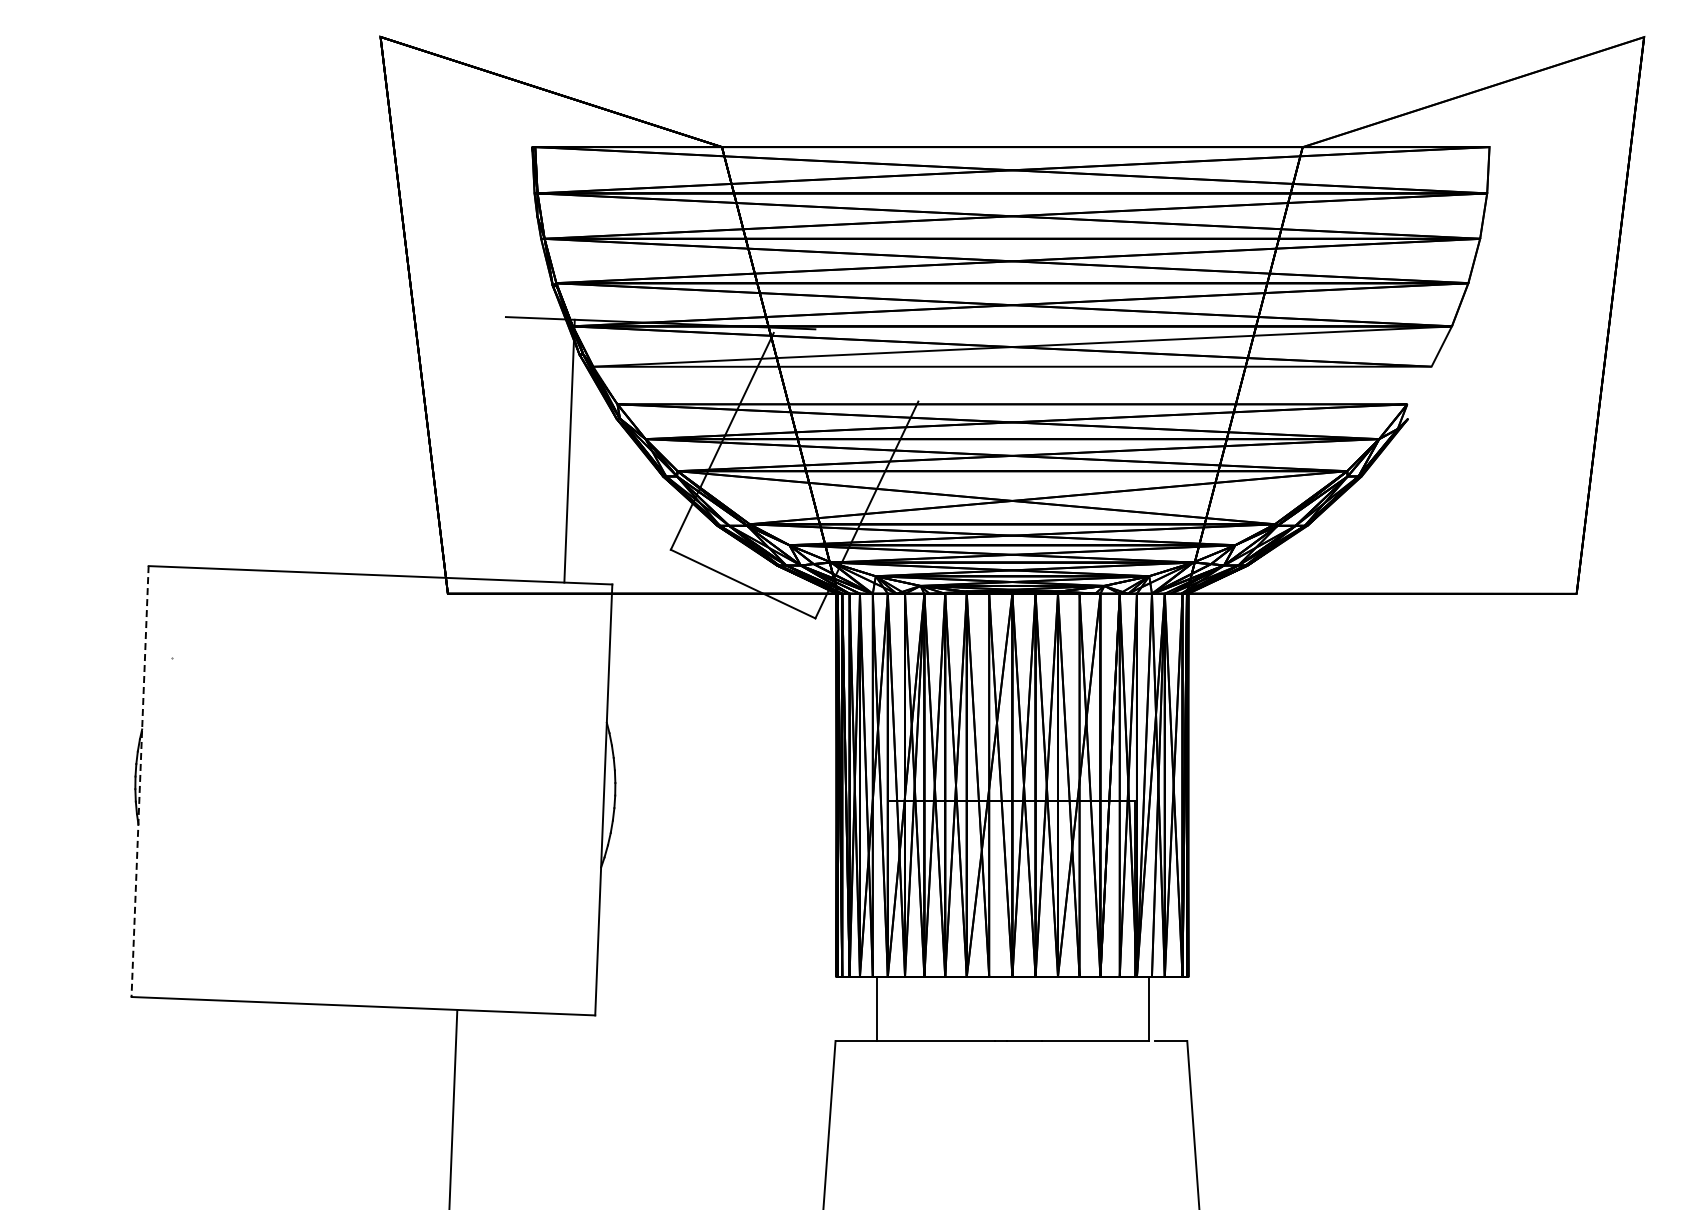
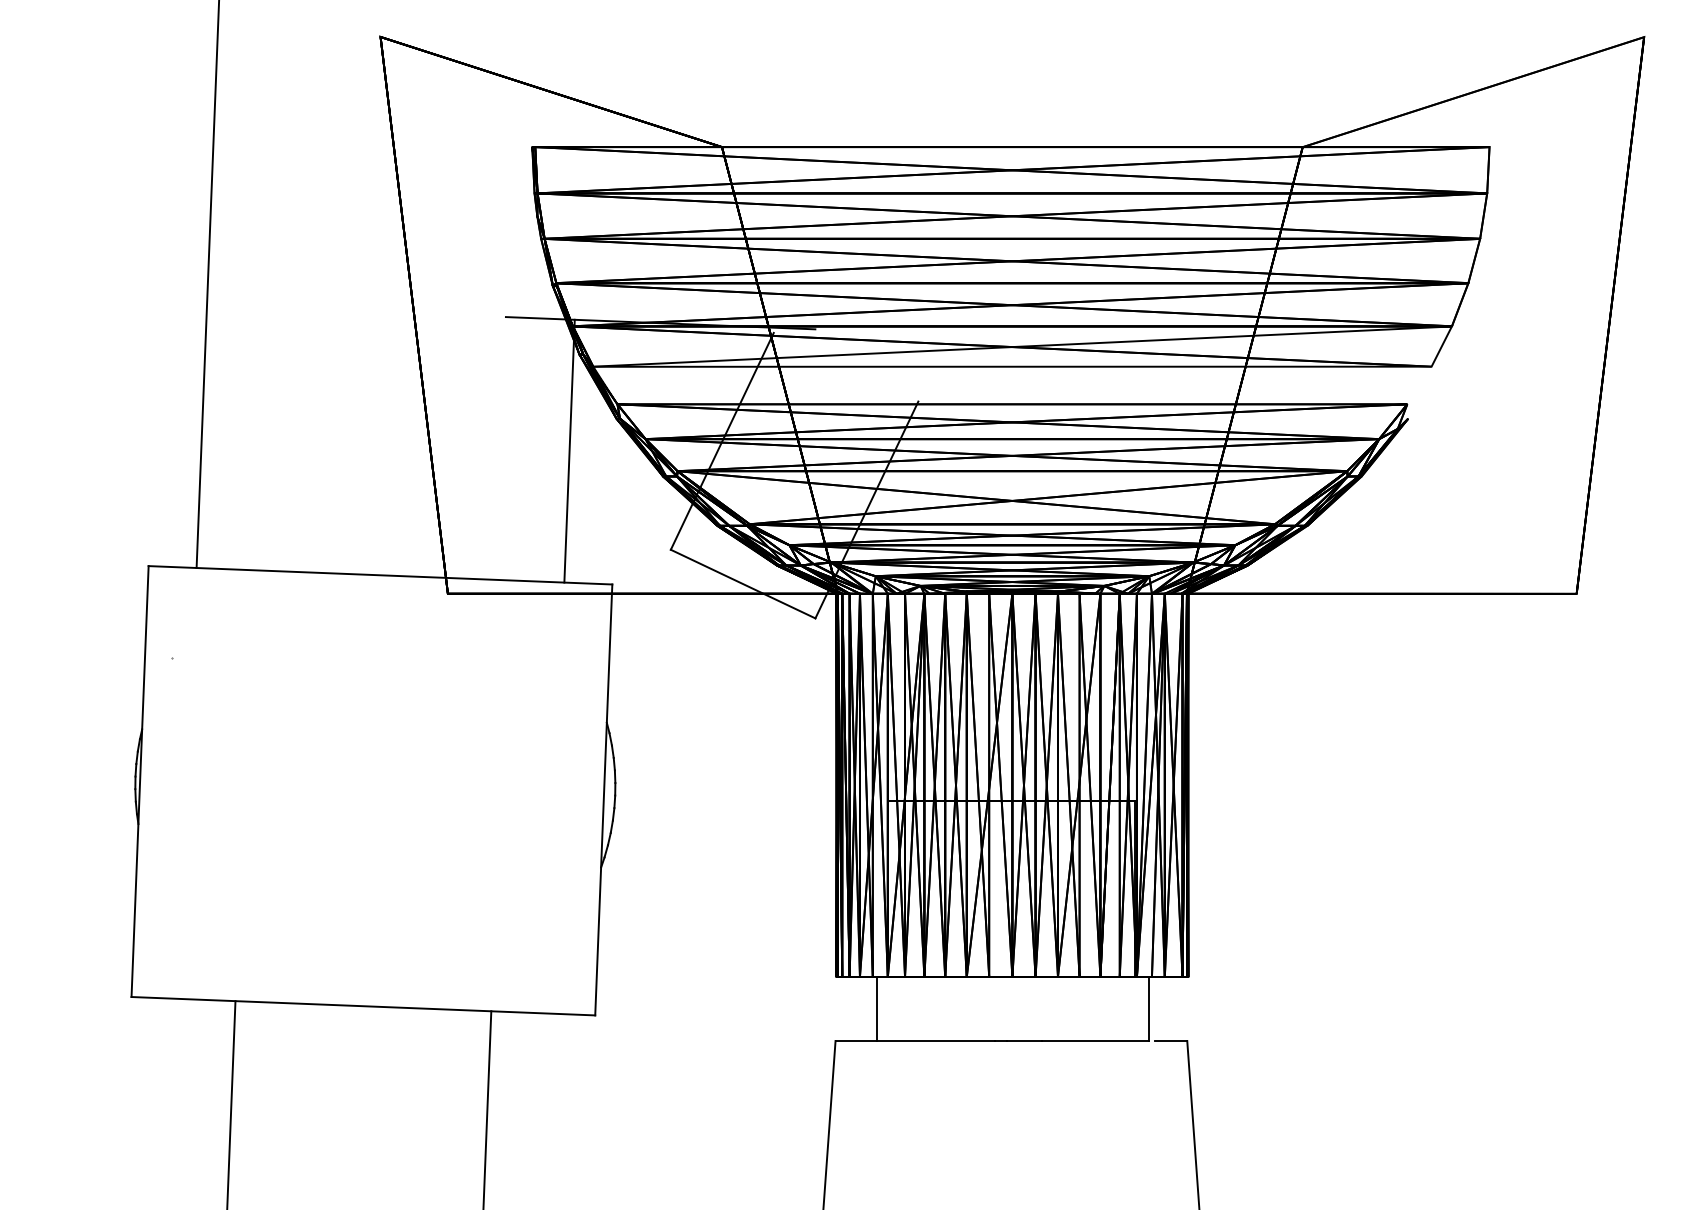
line: none -> present (207, 284)
line: dashed -> solid (140, 781)
line: none -> present (231, 1103)
line position: (453, 1108) -> (487, 1108) (487, 1108)
